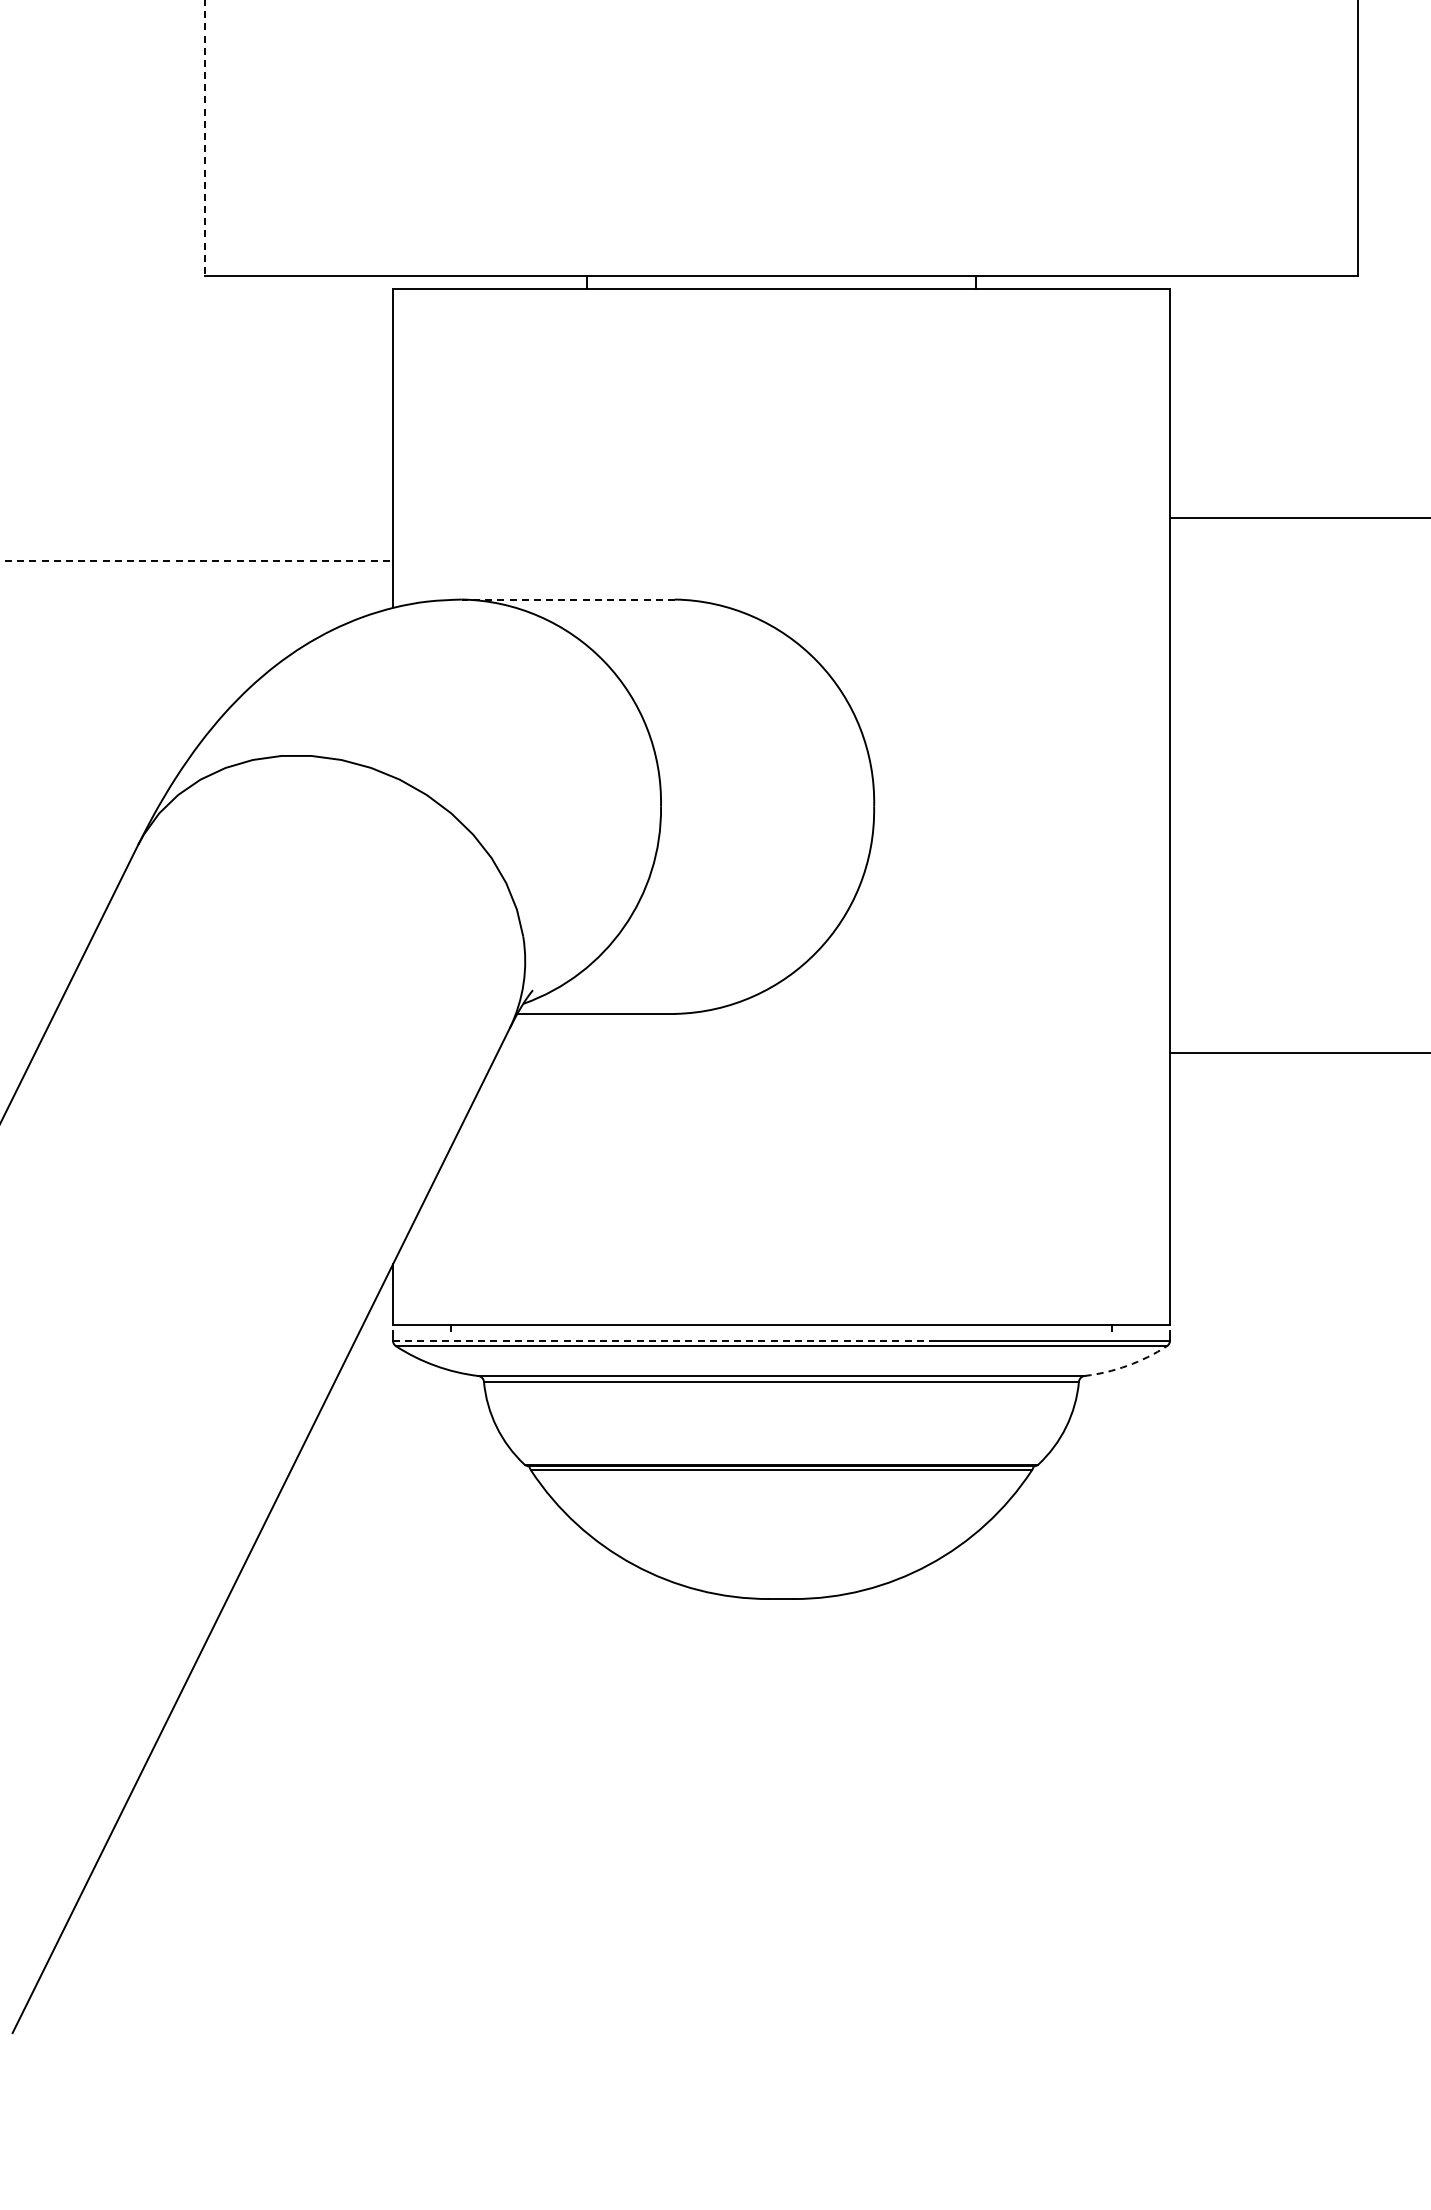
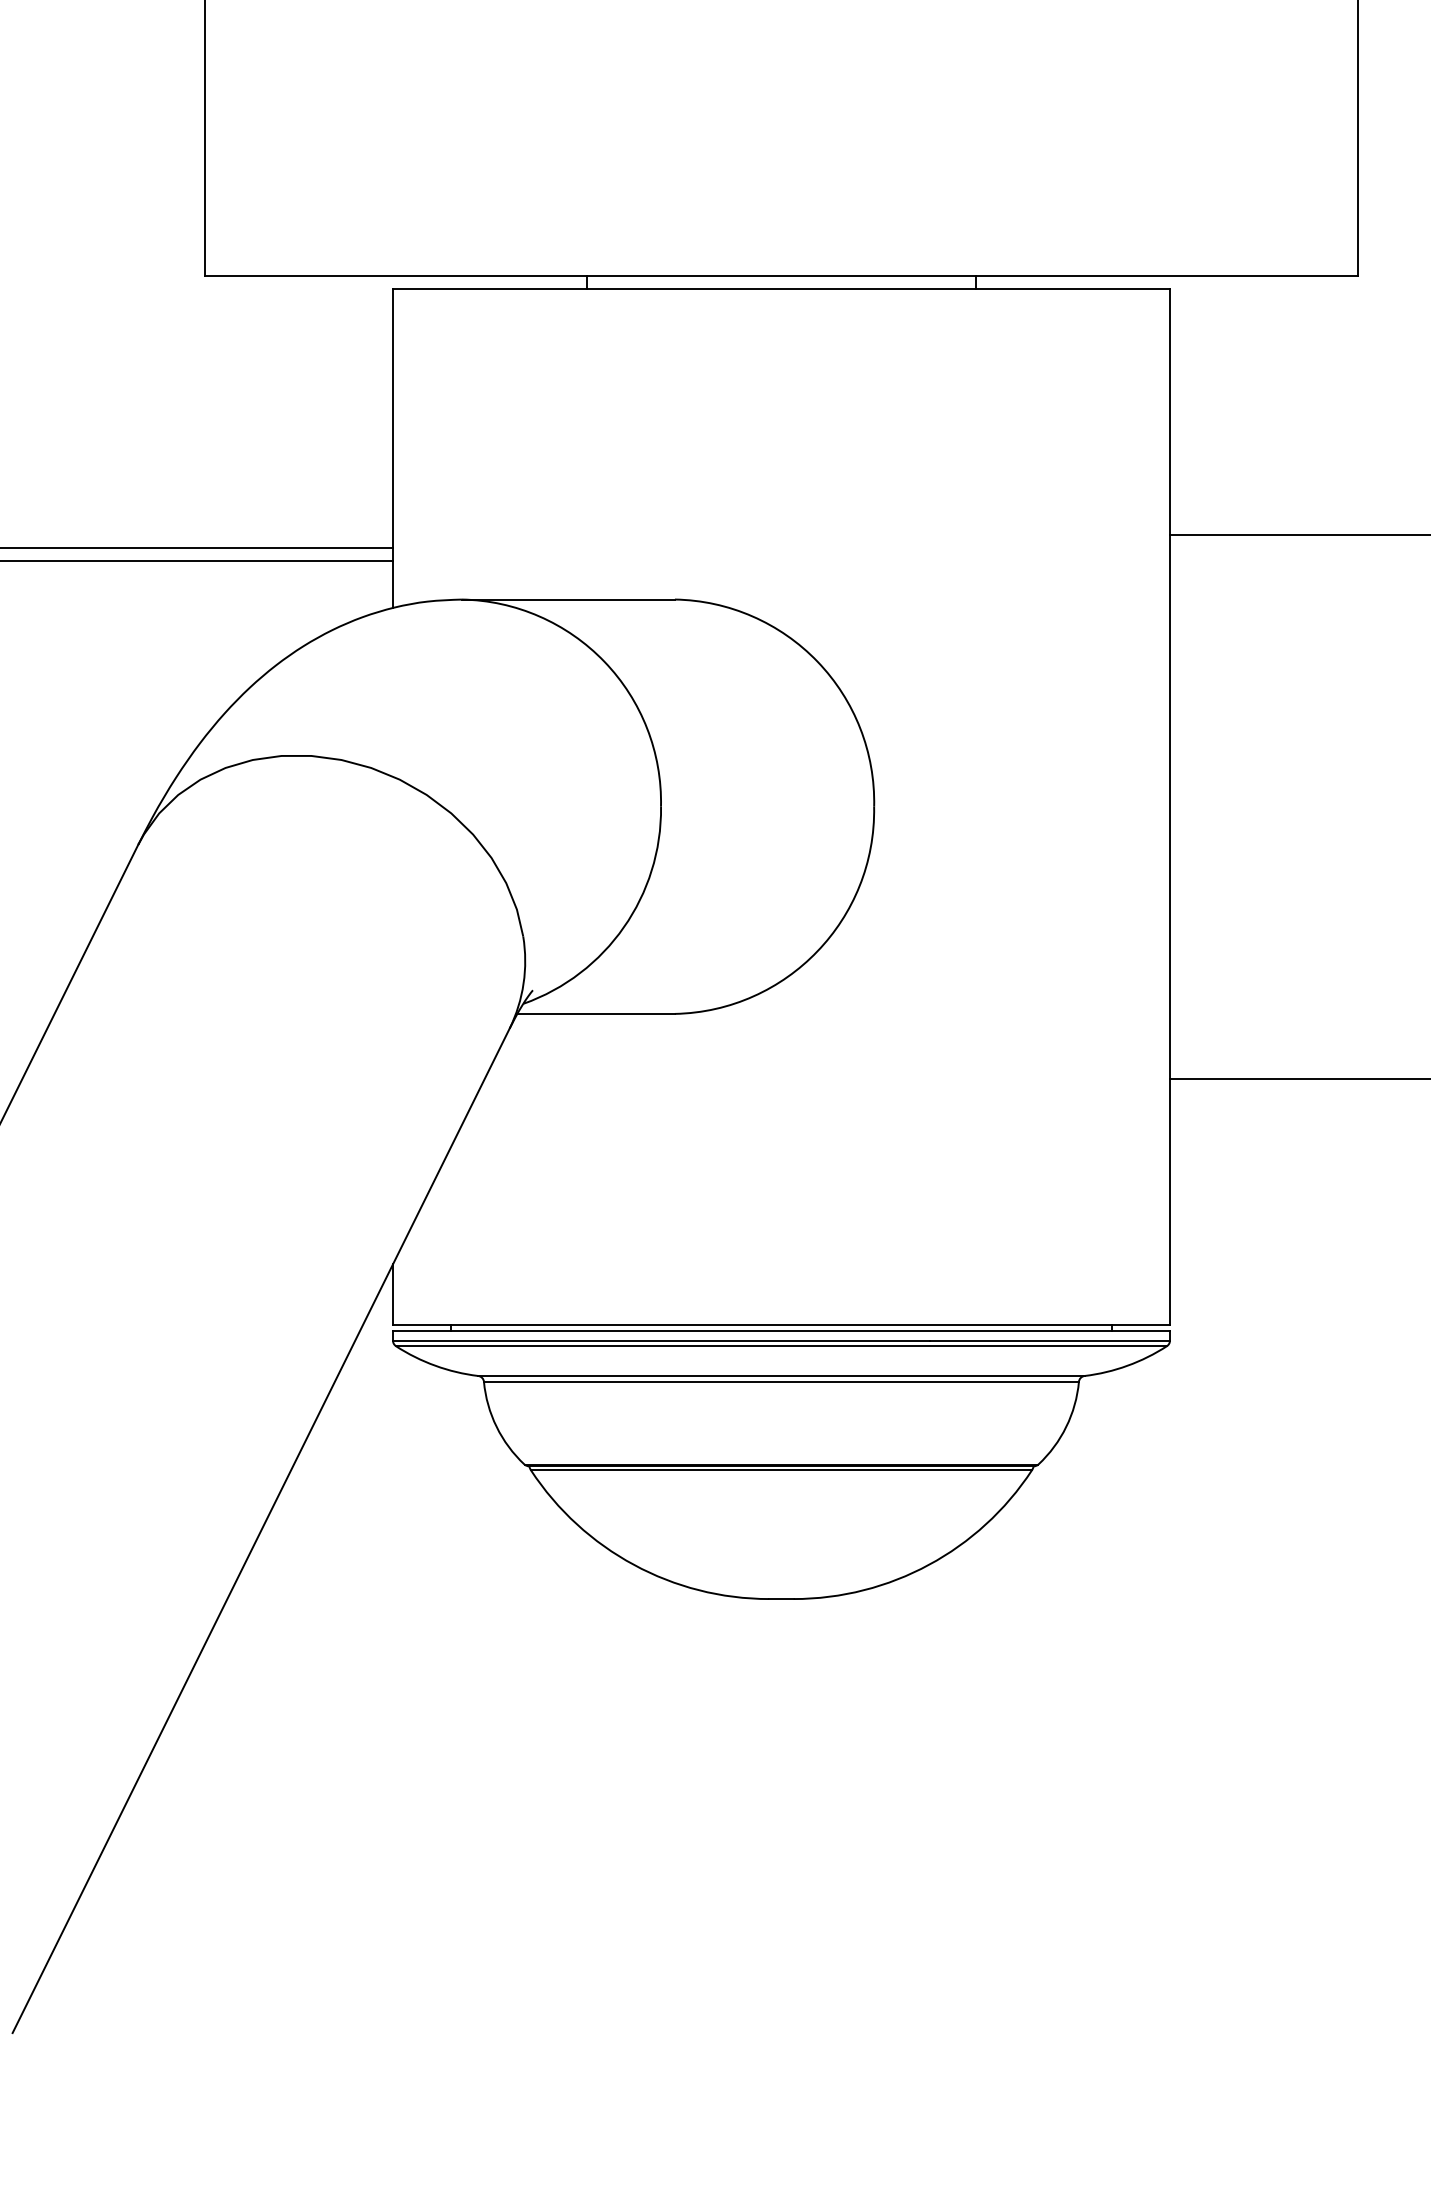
line: dashed -> solid (205, 138)
line position: (1298, 517) -> (1298, 534) (1298, 534)
line: none -> present (197, 547)
line: dashed -> solid (197, 560)
line: dashed -> solid (568, 599)
line position: (1298, 1052) -> (1298, 1078) (1298, 1078)
line: none -> present (781, 1331)
line: dashed -> solid (661, 1340)
arc: dashed -> solid (1127, 1365)
